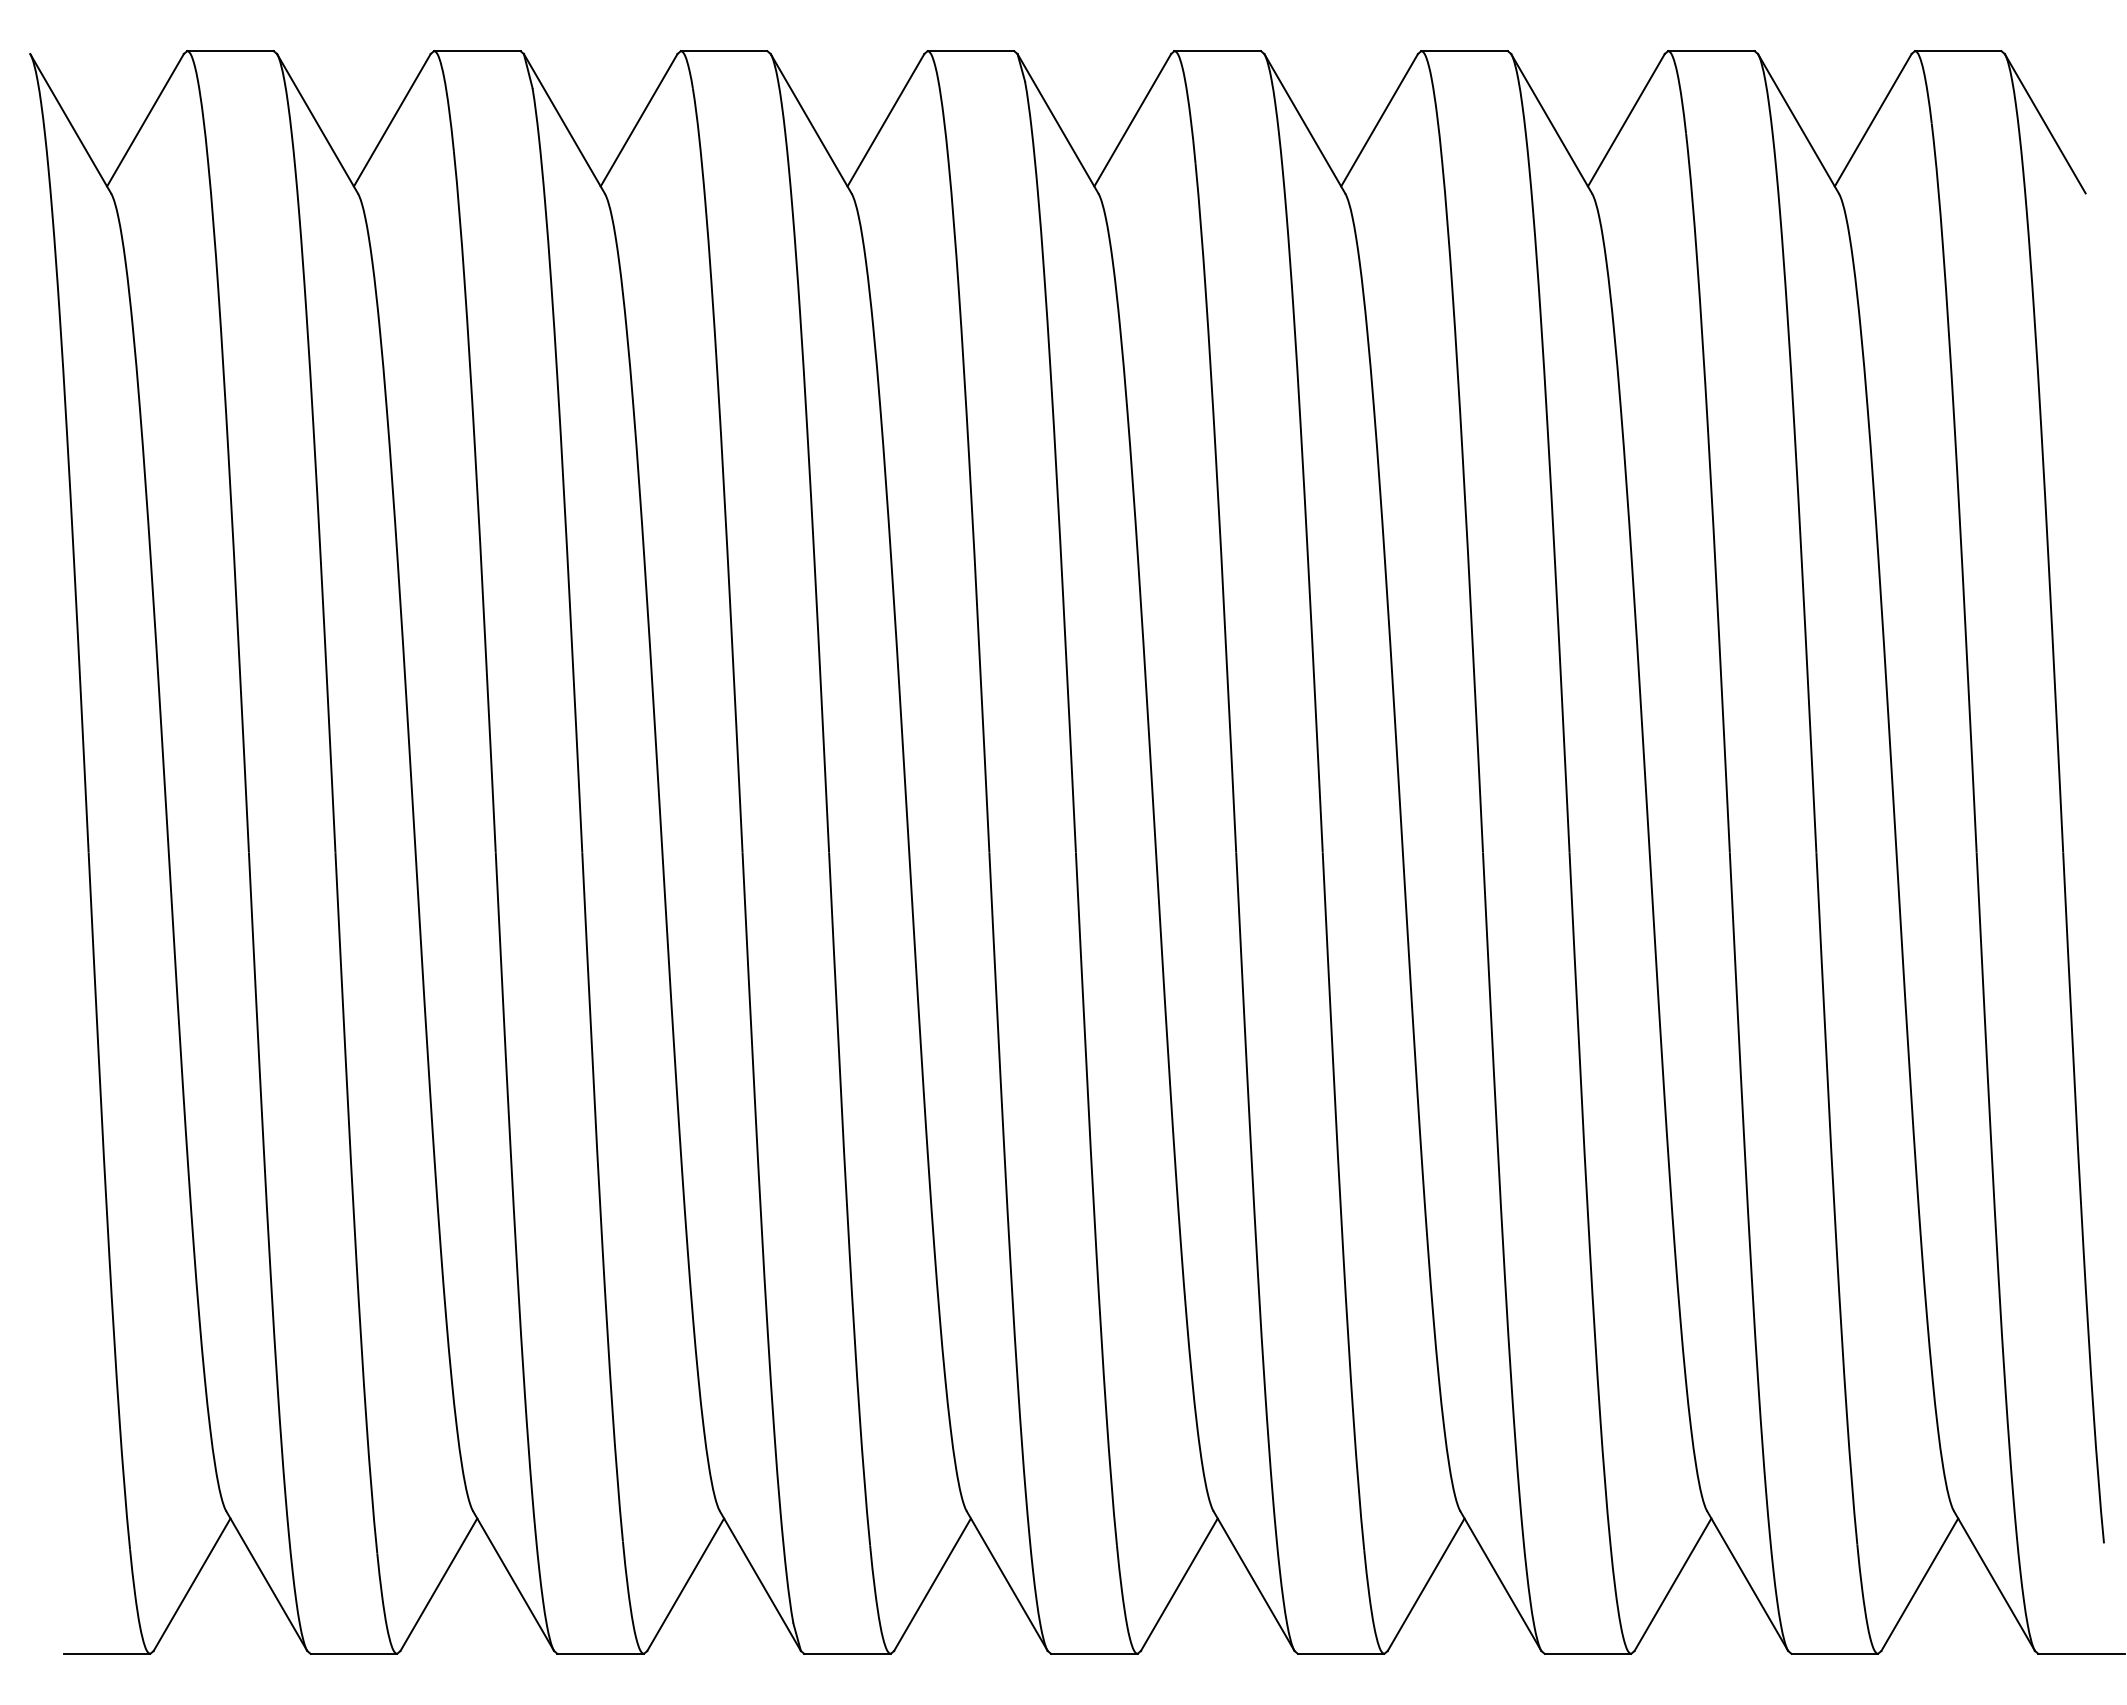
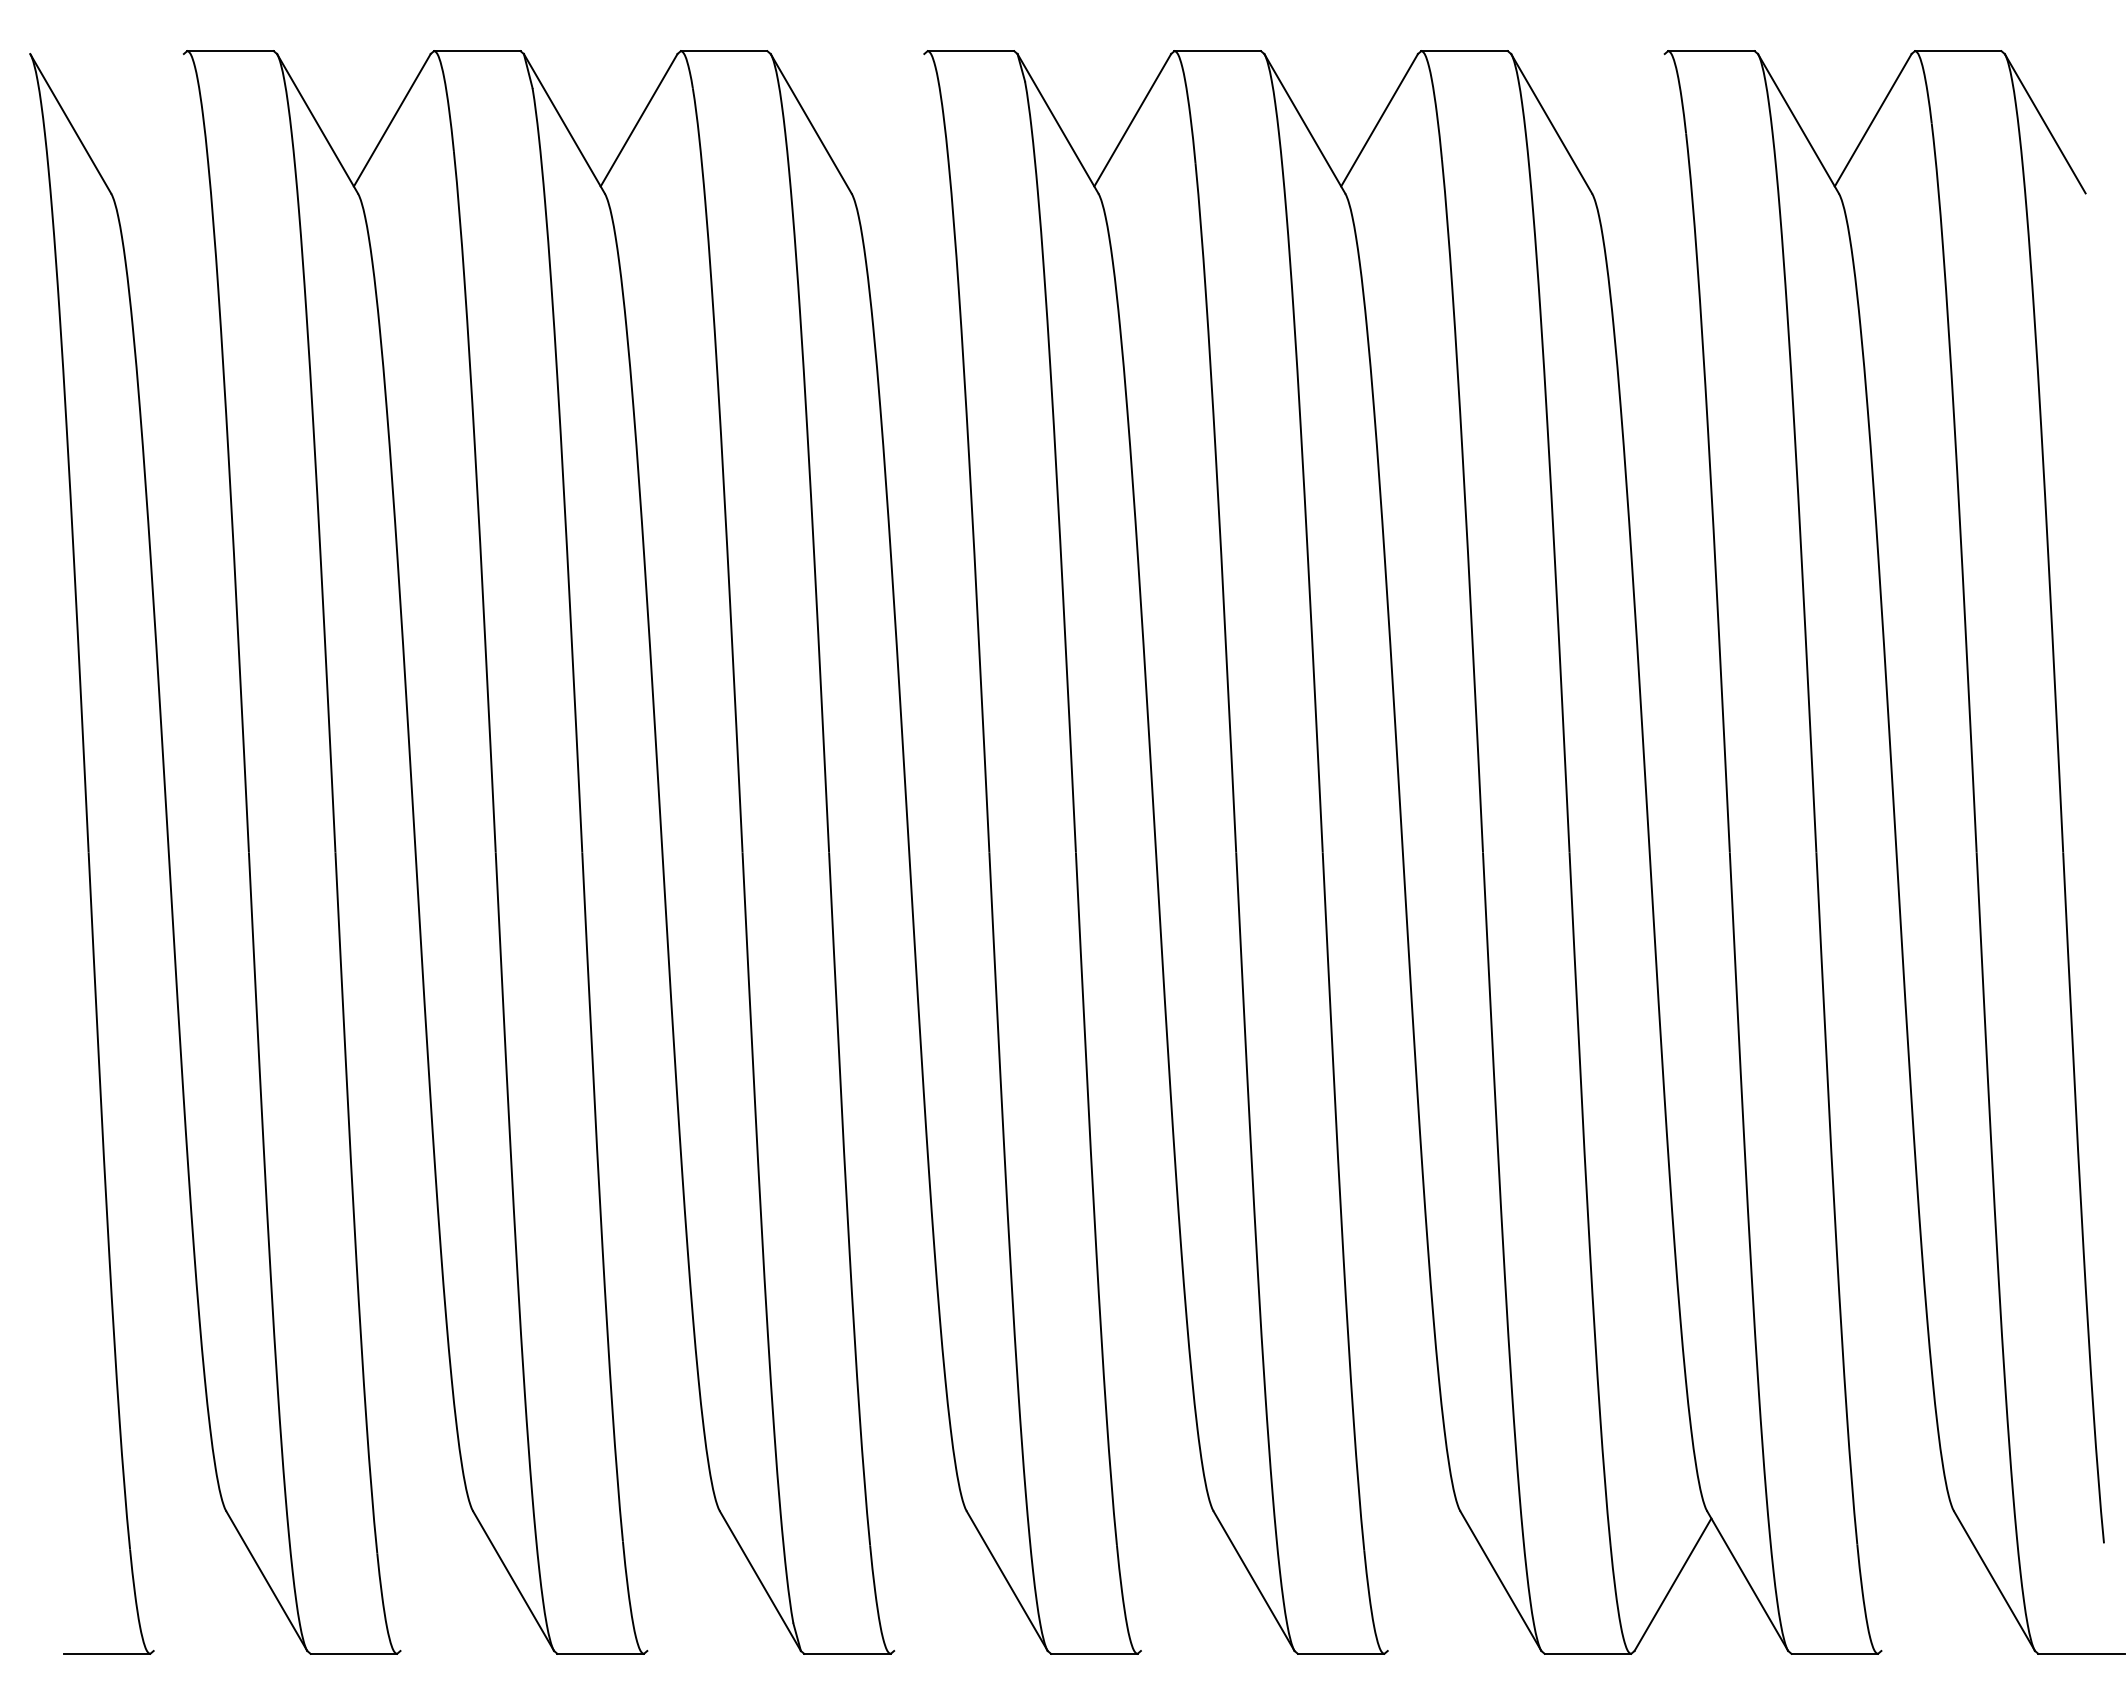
line: present -> none (145, 120)
line: present -> none (885, 120)
line: present -> none (1625, 120)
line: present -> none (191, 1584)
line: present -> none (438, 1584)
line: present -> none (685, 1584)
line: present -> none (932, 1584)
line: present -> none (1178, 1584)
line: present -> none (1425, 1584)
line: present -> none (1919, 1584)
